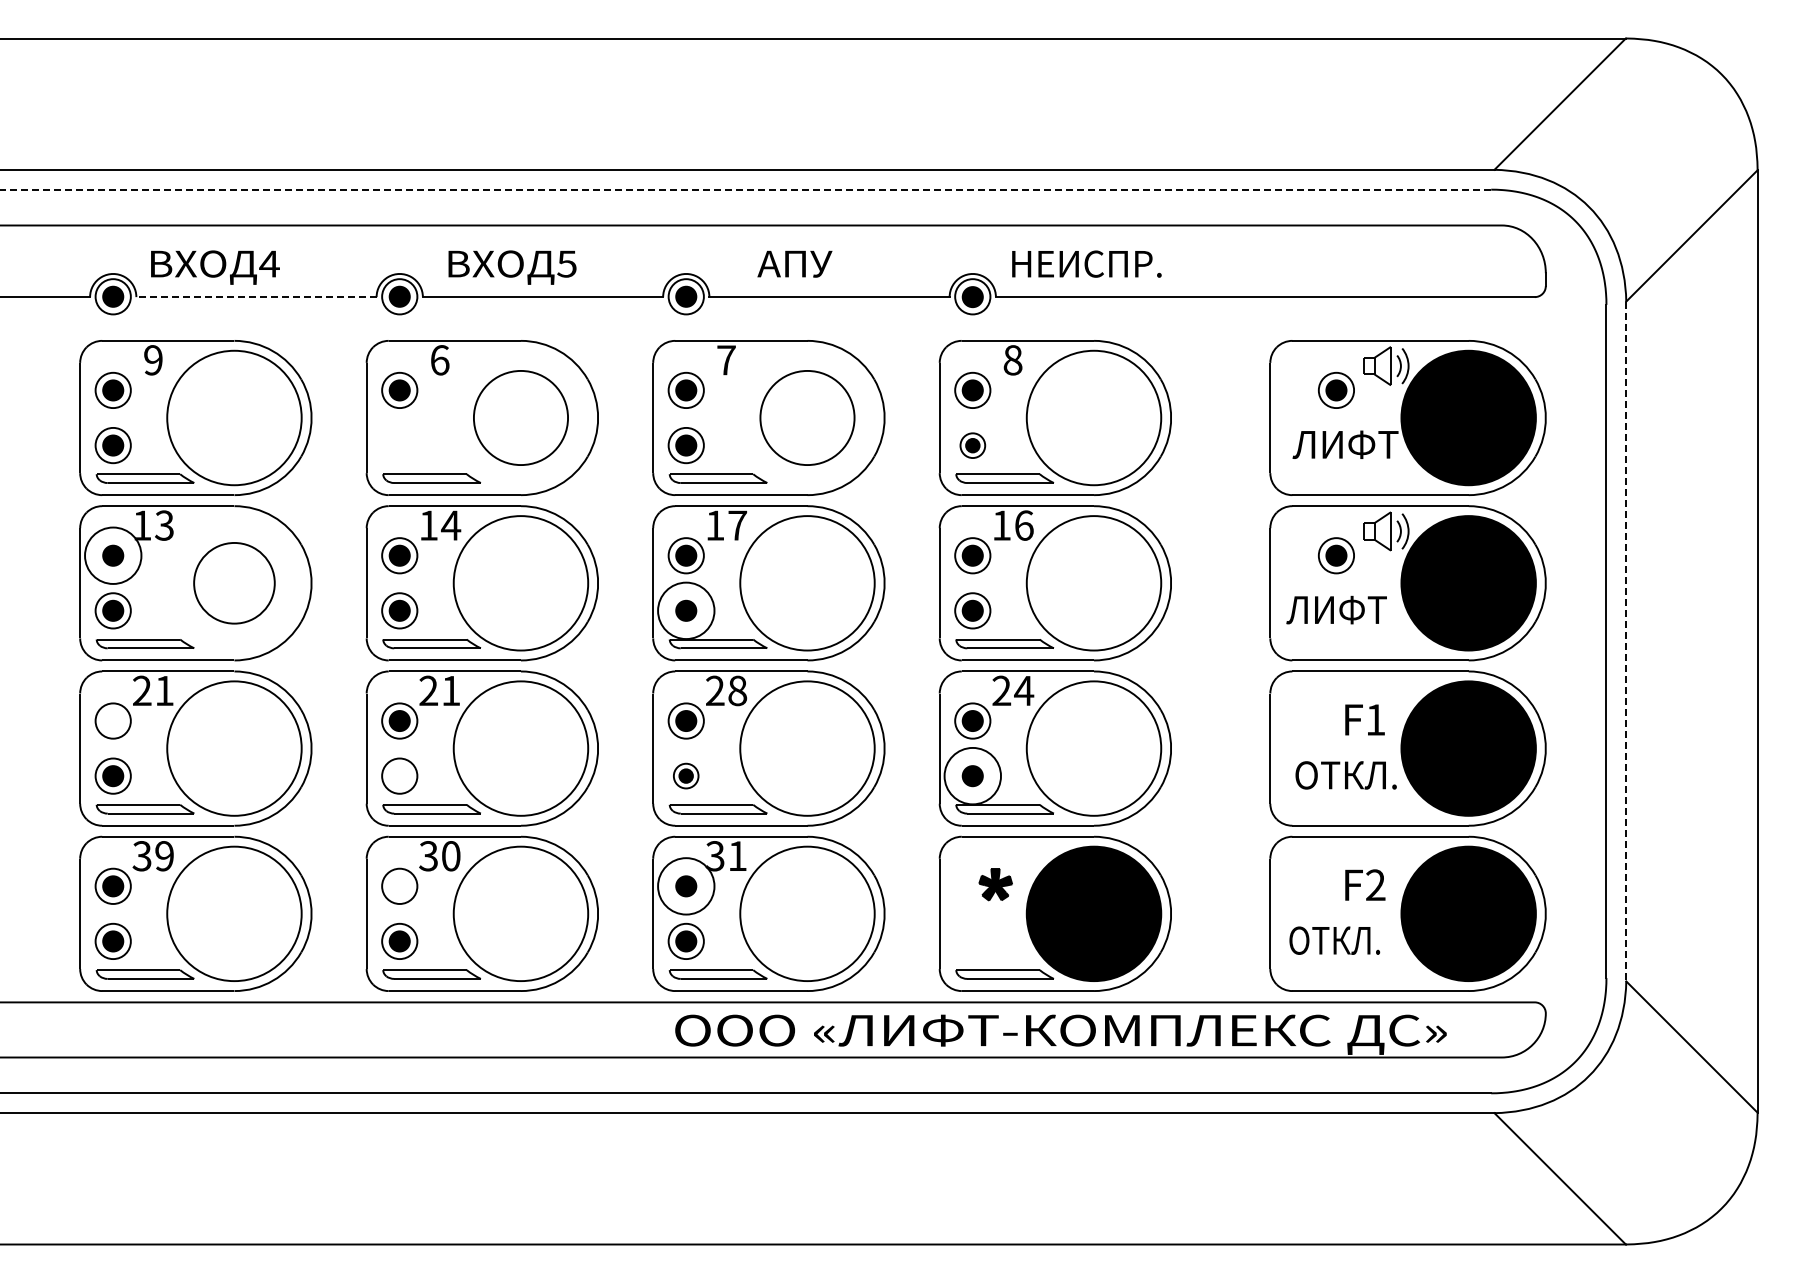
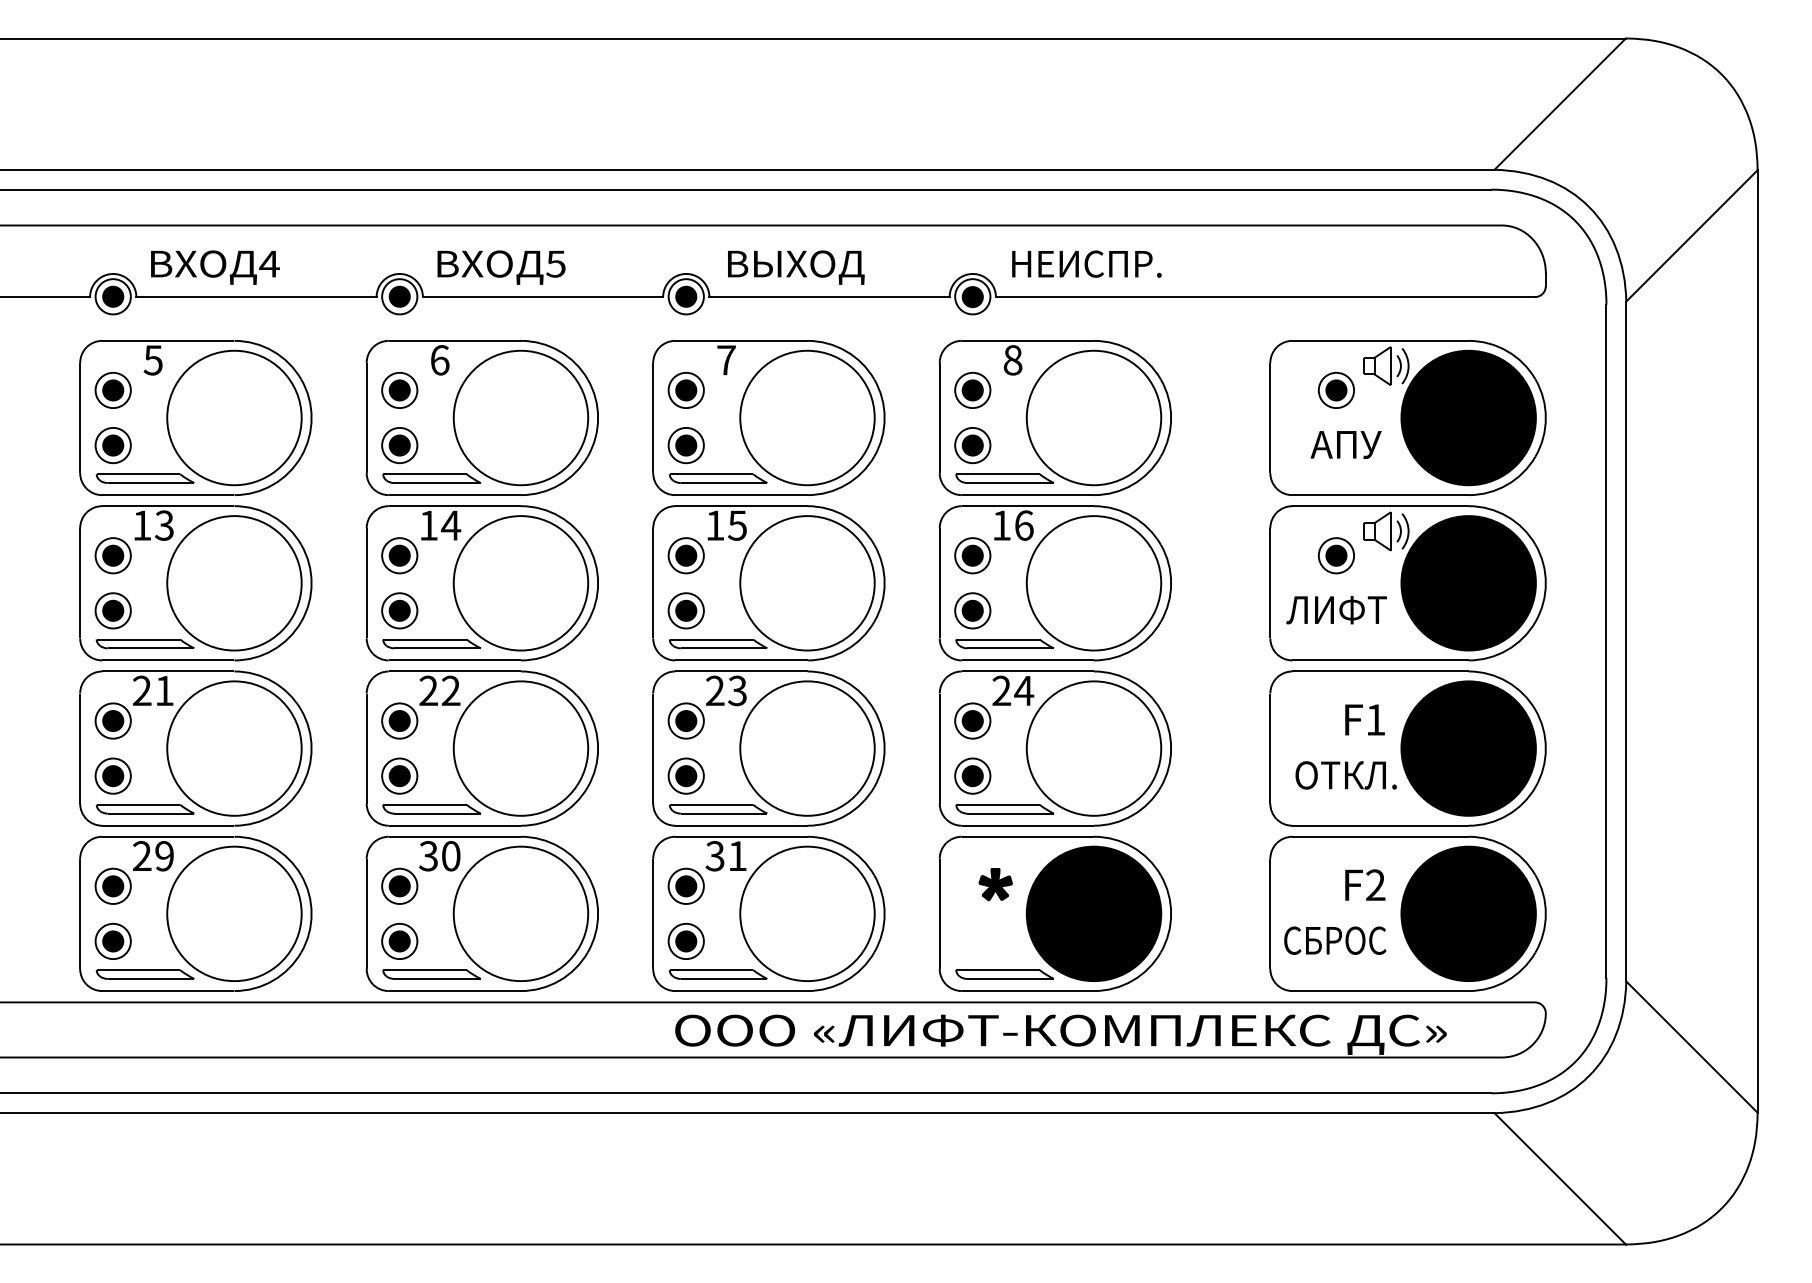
line: dashed -> solid (745, 189)
text position: (512, 267) -> (501, 267) (501, 267)
text: АПУ -> ВЫХОД (796, 267)
line: dashed -> solid (256, 297)
text: 9 -> 5 (152, 360)
circle diameter: 94 px -> 134 px (520, 417)
circle diameter: 94 px -> 134 px (807, 417)
text: ЛИФТ -> АПУ (1345, 444)
part: none -> present (399, 445)
part size: 28x27 px -> 38x38 px (972, 445)
text: 17 -> 15 (737, 525)
circle diameter: 56 px -> 35 px (112, 555)
circle diameter: 81 px -> 134 px (234, 583)
circle diameter: 56 px -> 35 px (685, 610)
line: dashed -> solid (1626, 641)
text: 21 -> 22 (450, 690)
text: 28 -> 23 (737, 690)
fill: none -> present (113, 721)
part size: 27x28 px -> 38x38 px (685, 775)
circle diameter: 56 px -> 35 px (972, 775)
fill: none -> present (399, 776)
text: 39 -> 29 (141, 856)
fill: none -> present (399, 886)
circle diameter: 56 px -> 35 px (685, 885)
text: ОТКЛ. -> СБРОС (1335, 940)
